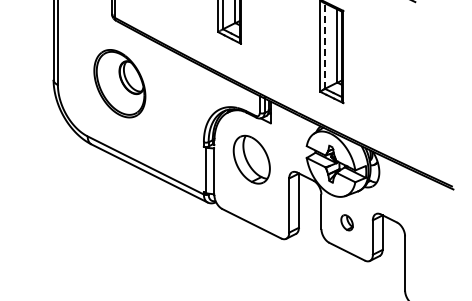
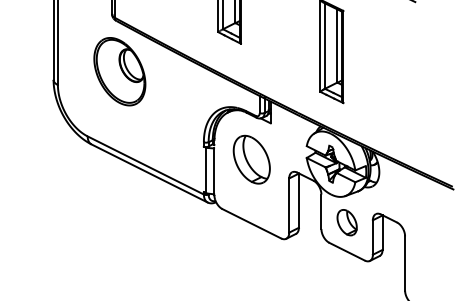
line: dashed -> solid (324, 46)
part position: (119, 83) -> (119, 71) (119, 71)
part size: 14x18 px -> 22x28 px (346, 222)
